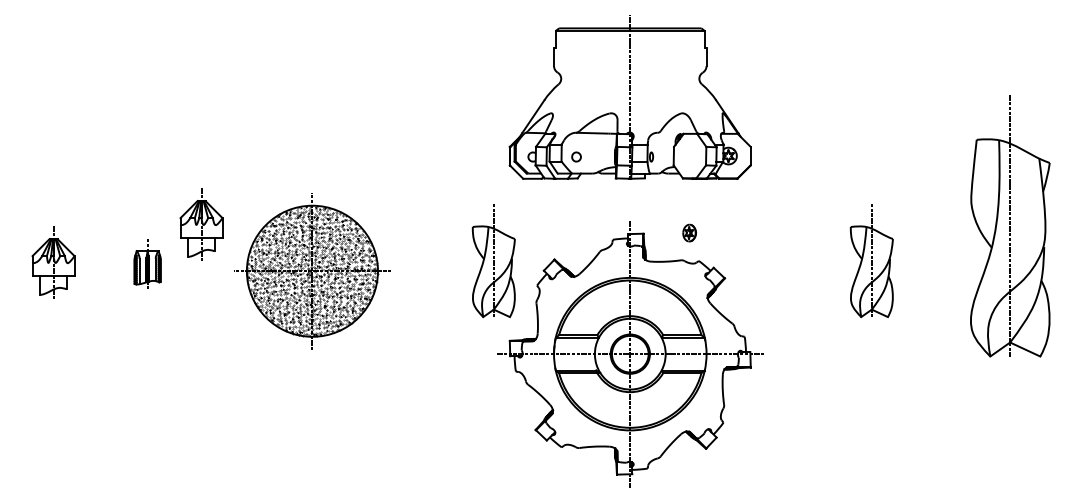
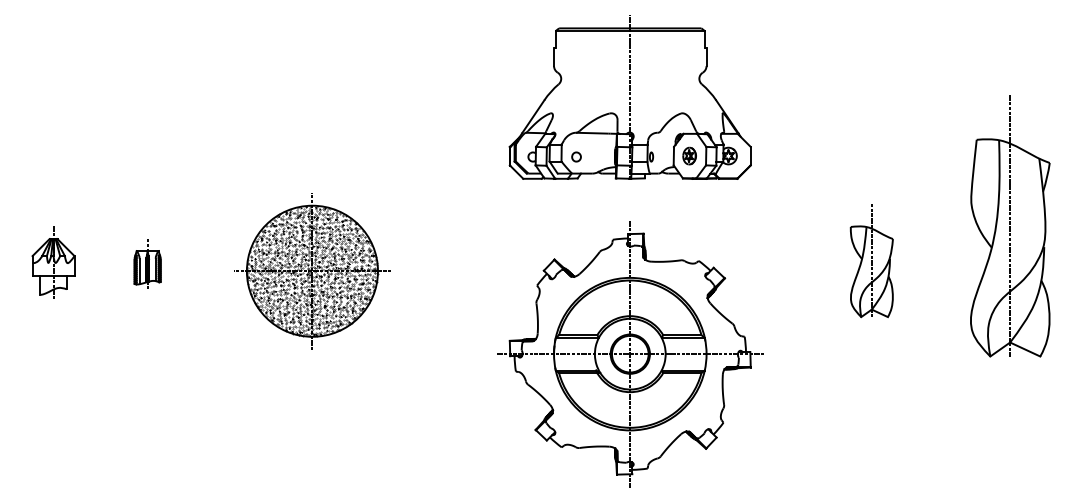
part: present -> none (201, 224)
part position: (689, 232) -> (689, 155) (689, 155)
part: present -> none (493, 261)
